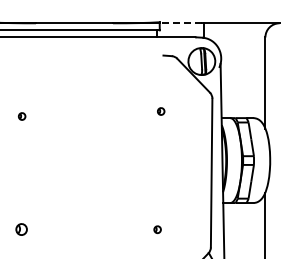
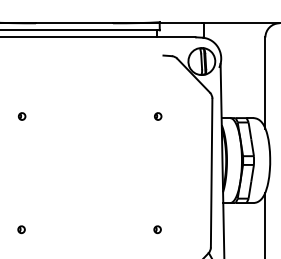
line: dashed -> solid (180, 23)
part position: (161, 111) -> (158, 116) (158, 116)
part size: 13x13 px -> 9x10 px (21, 229)
